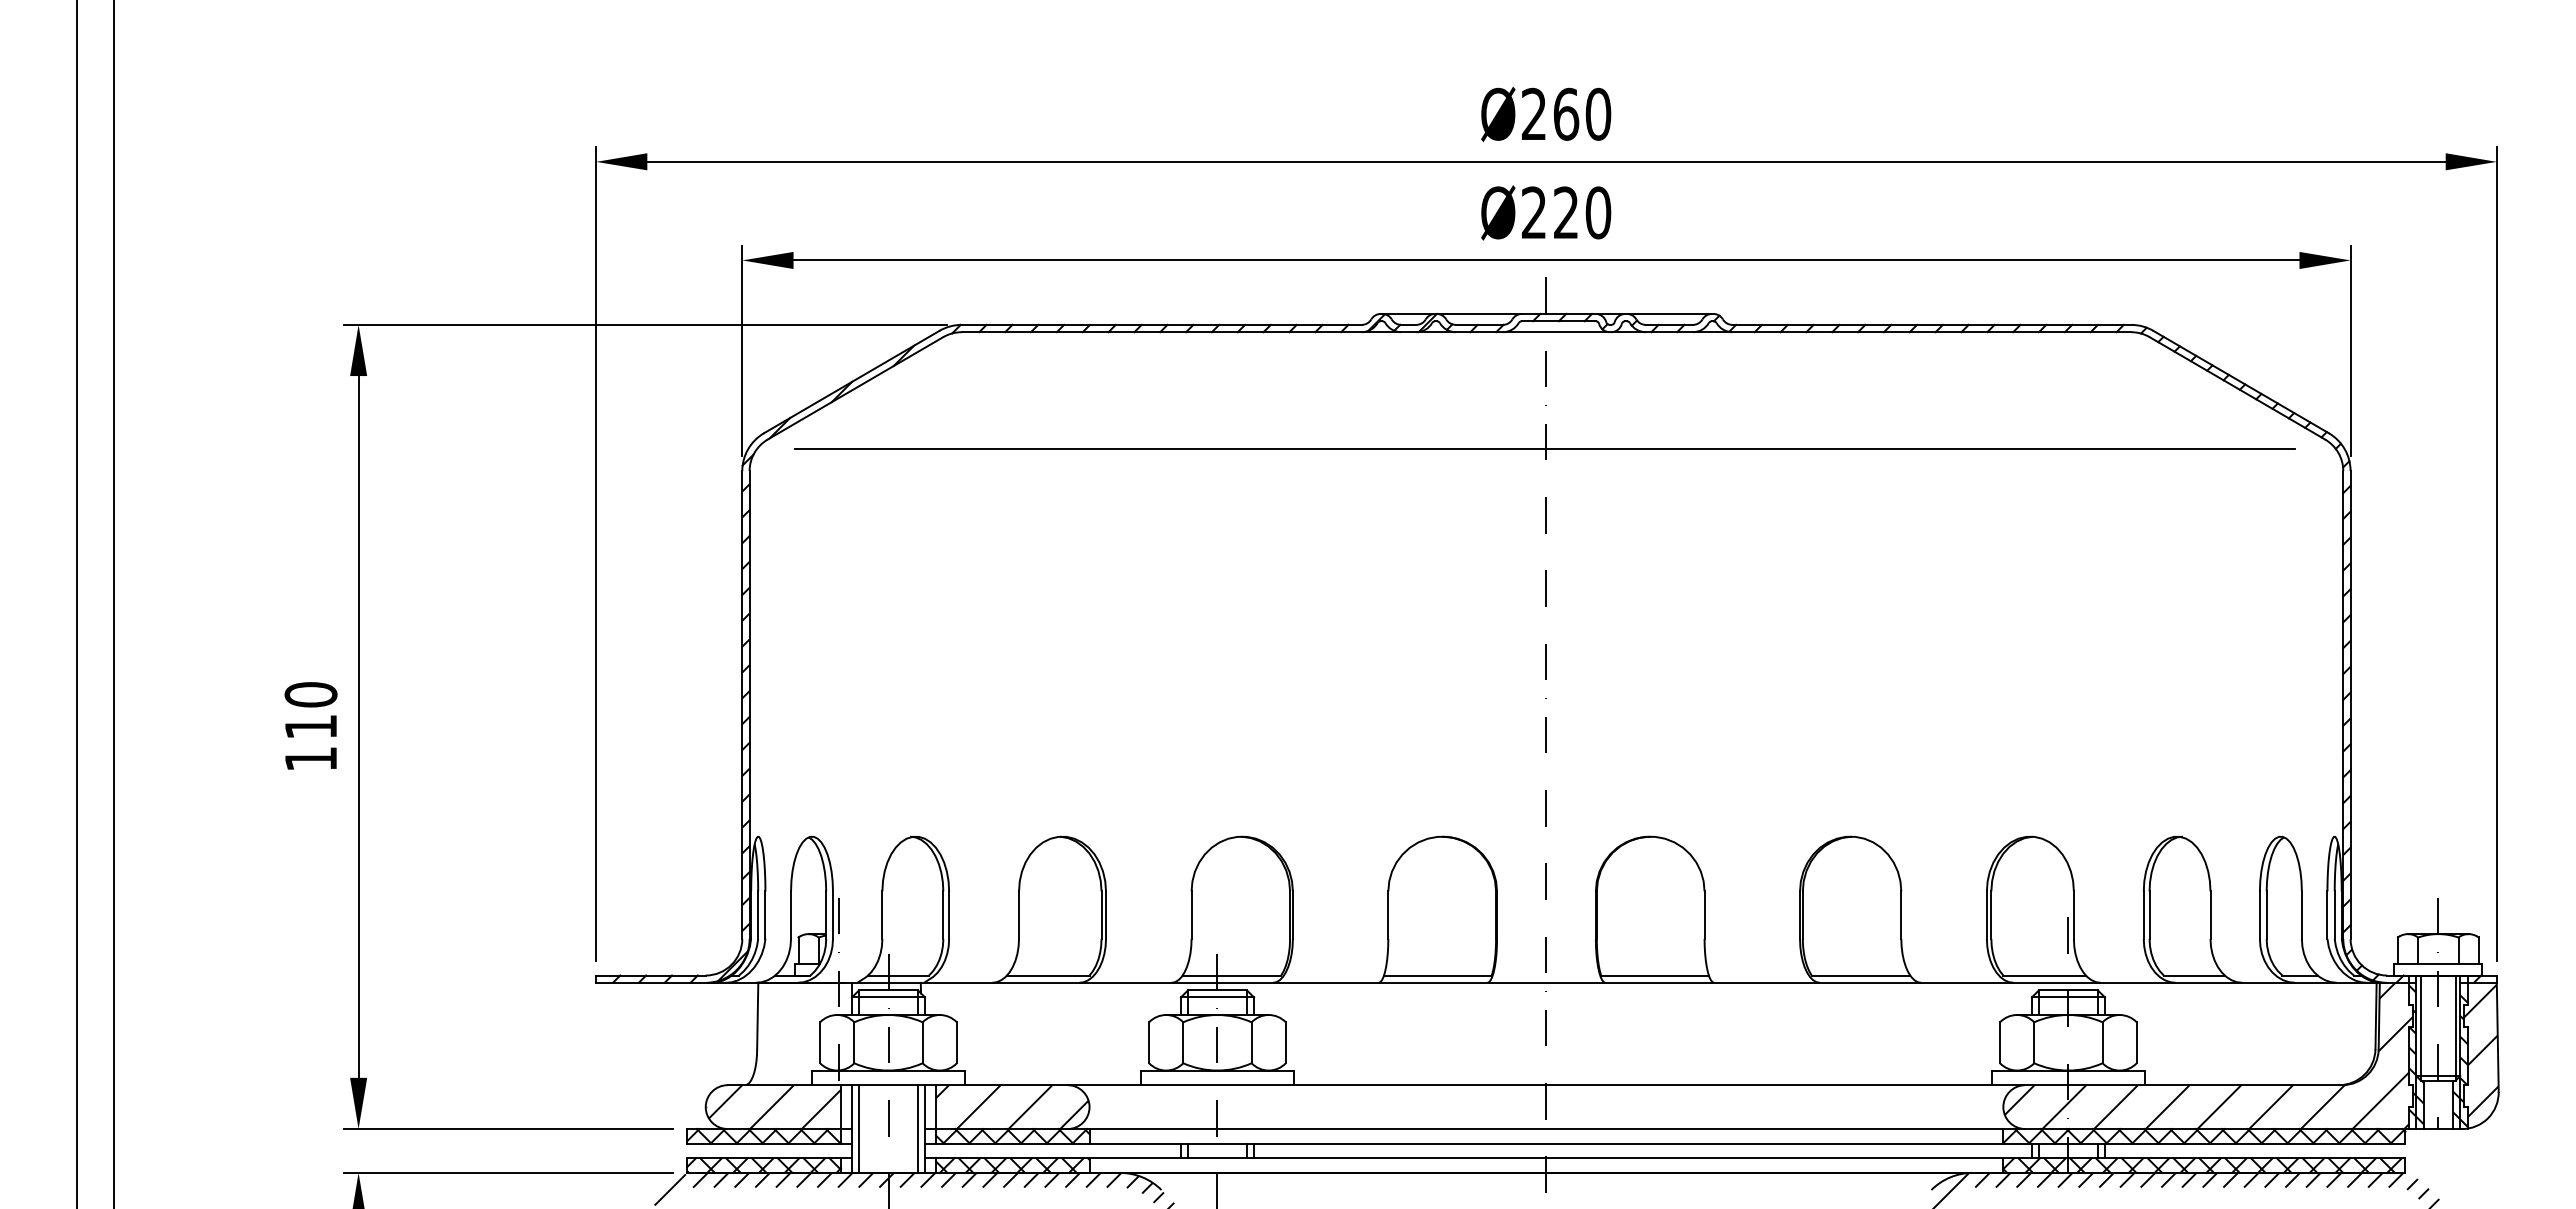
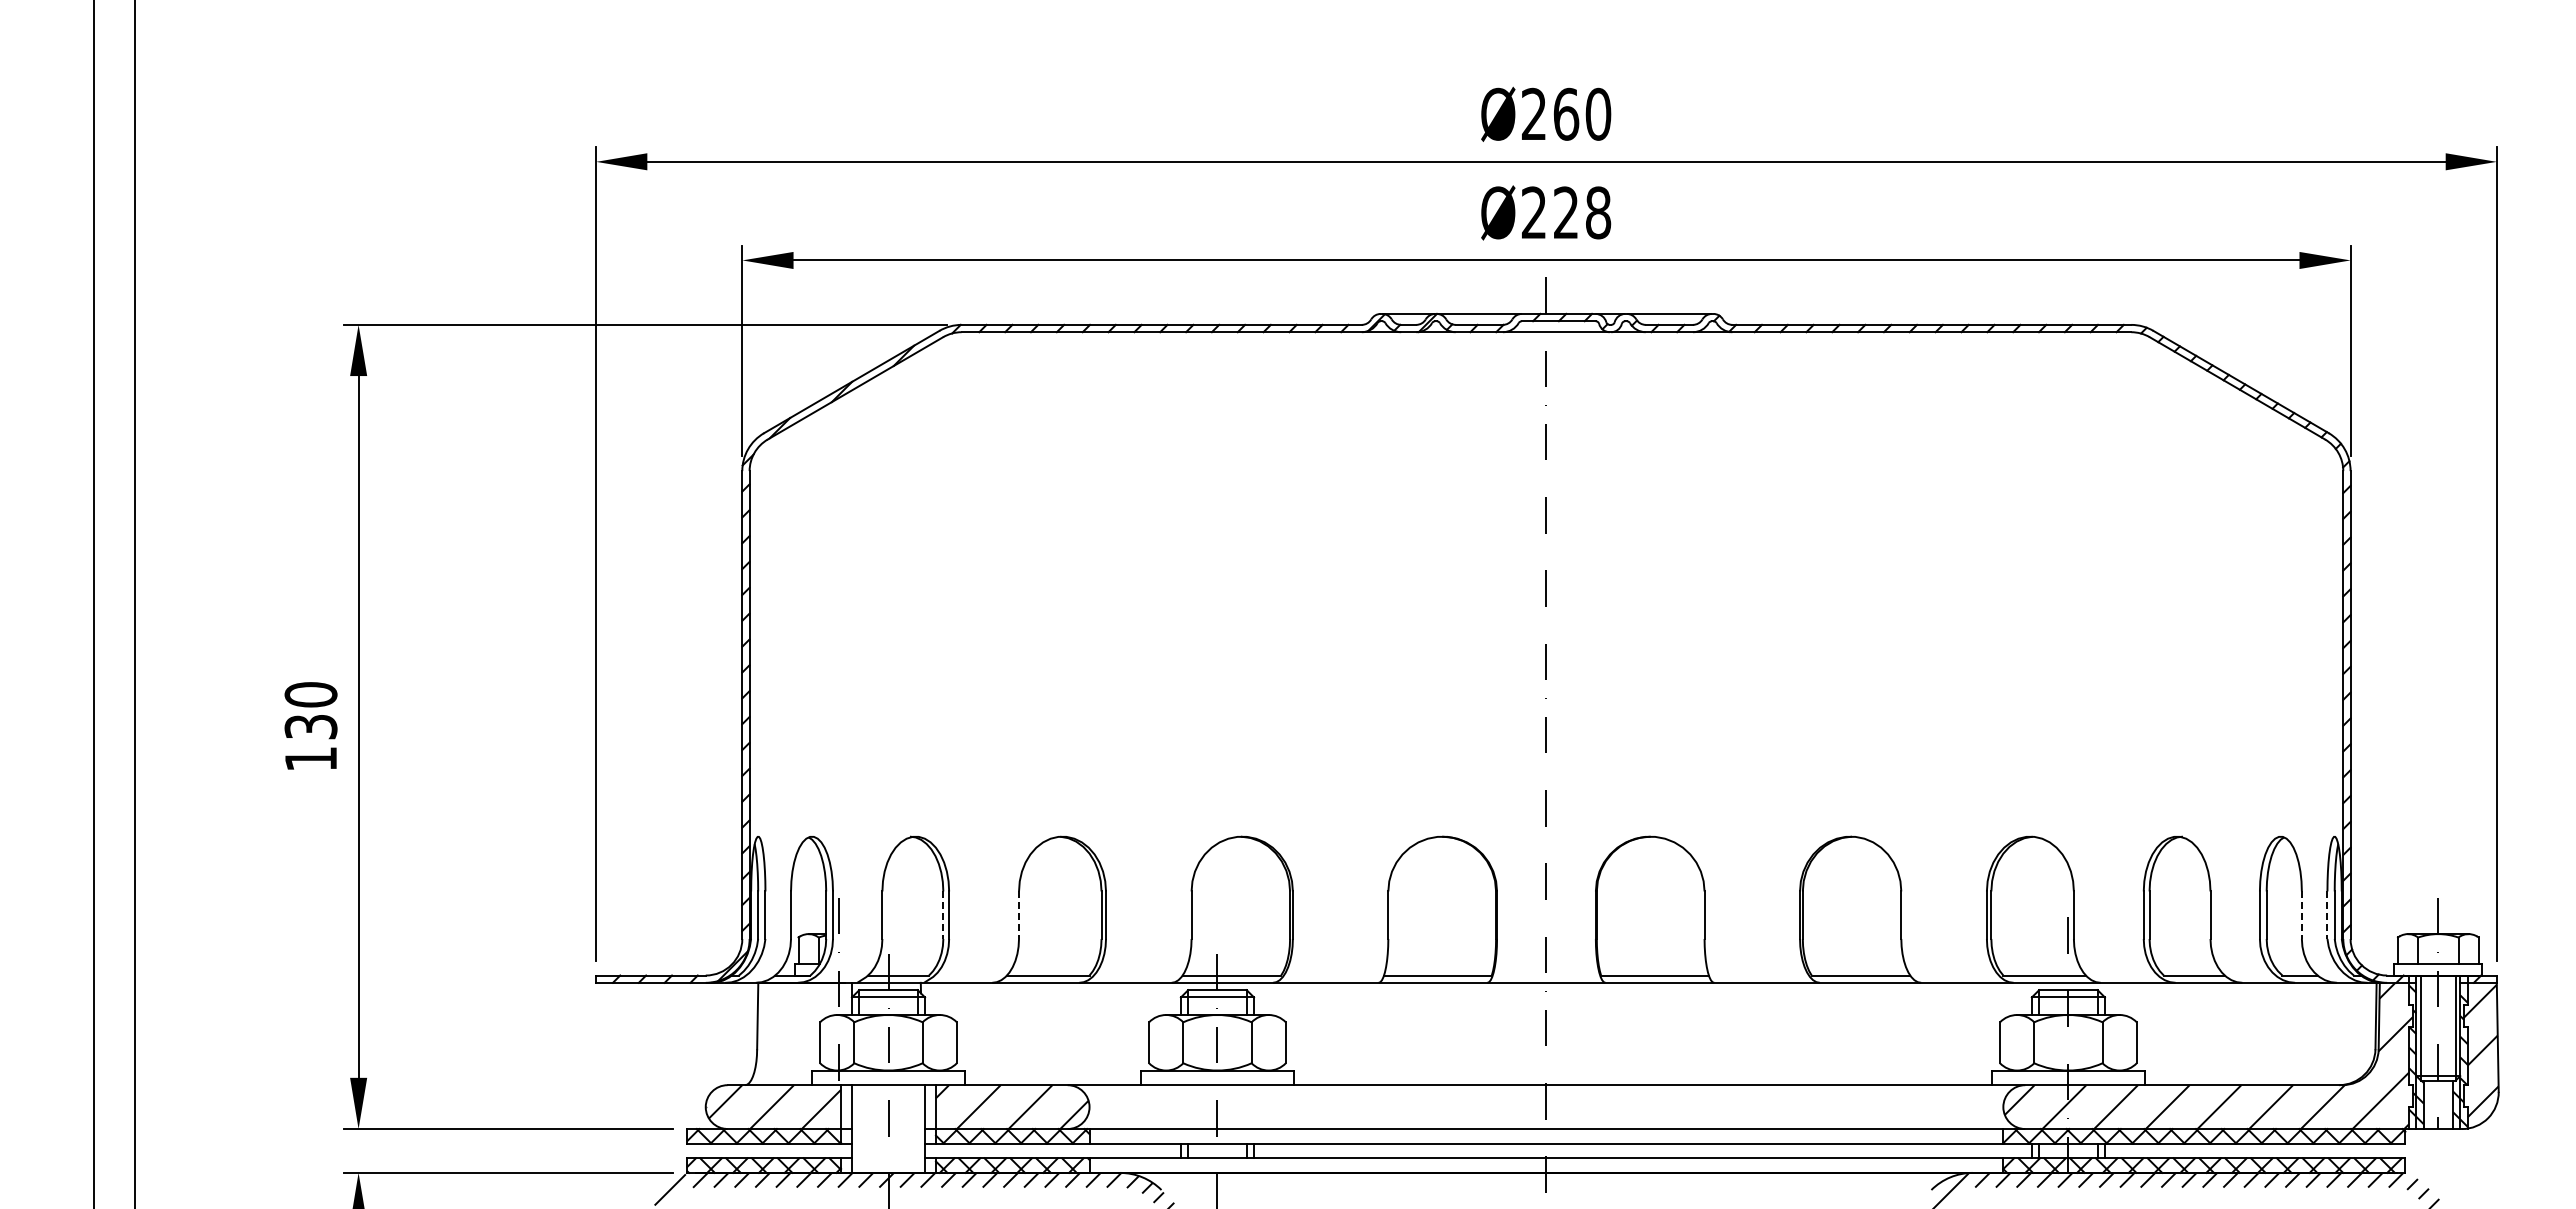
text: Ø220 -> Ø228 (1598, 212)
line: present -> none (1544, 449)
line position: (77, 603) -> (94, 603) (94, 603)
line position: (113, 603) -> (134, 603) (134, 603)
text: 110 -> 130 (310, 727)
line: solid -> dashed (943, 915)
line: solid -> dashed (1019, 915)
line: solid -> dashed (2301, 915)
line: solid -> dashed (2327, 915)
line: present -> none (859, 1128)
line: present -> none (917, 1128)
